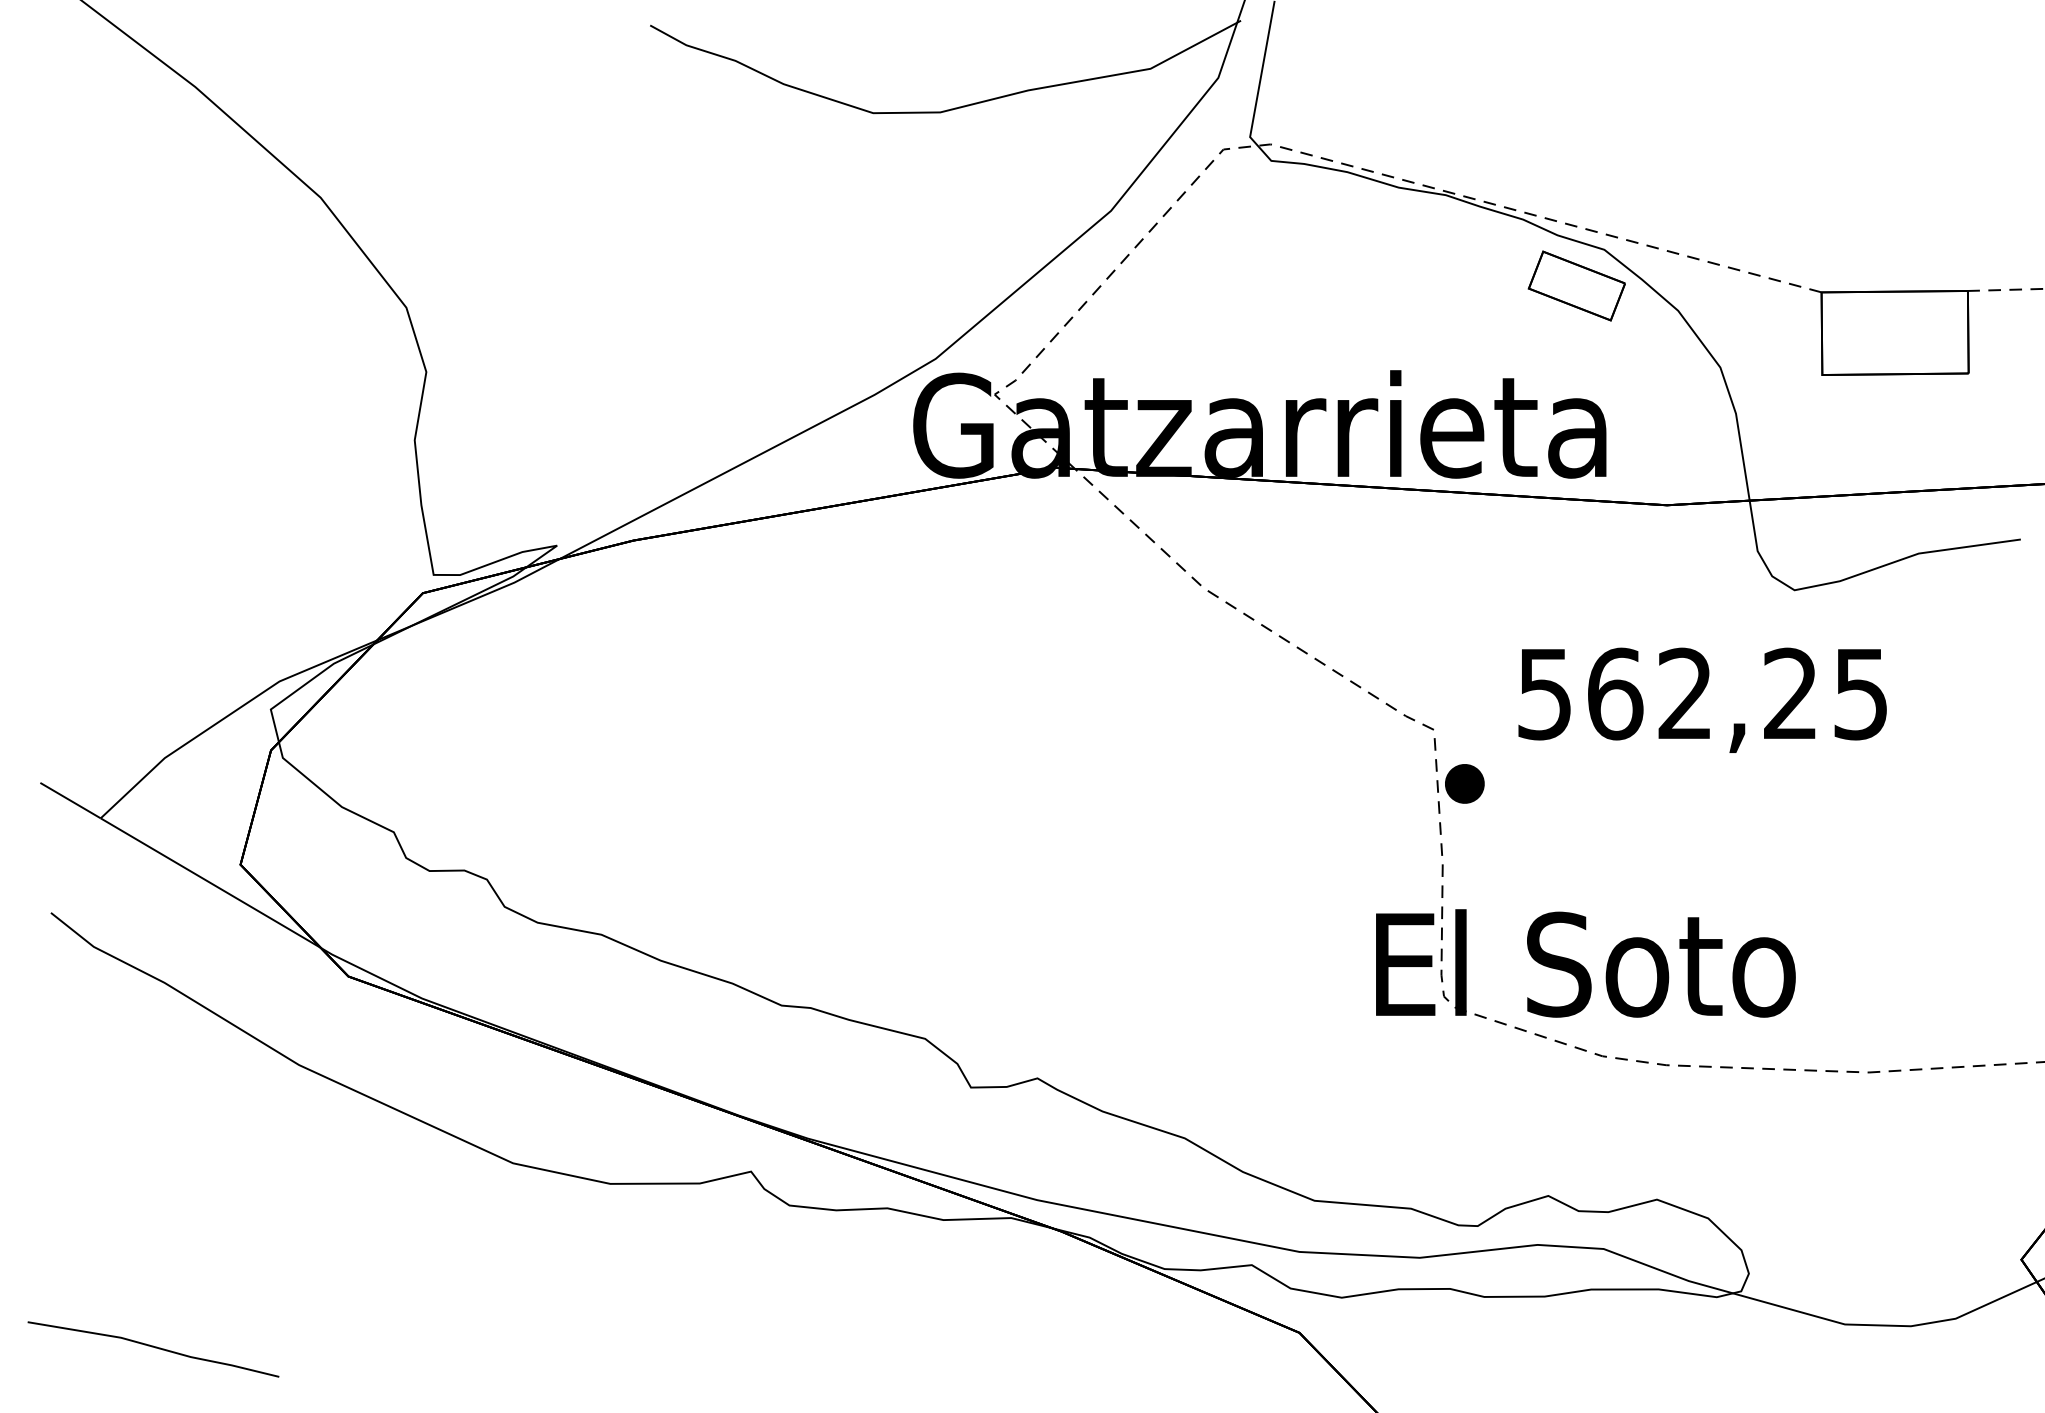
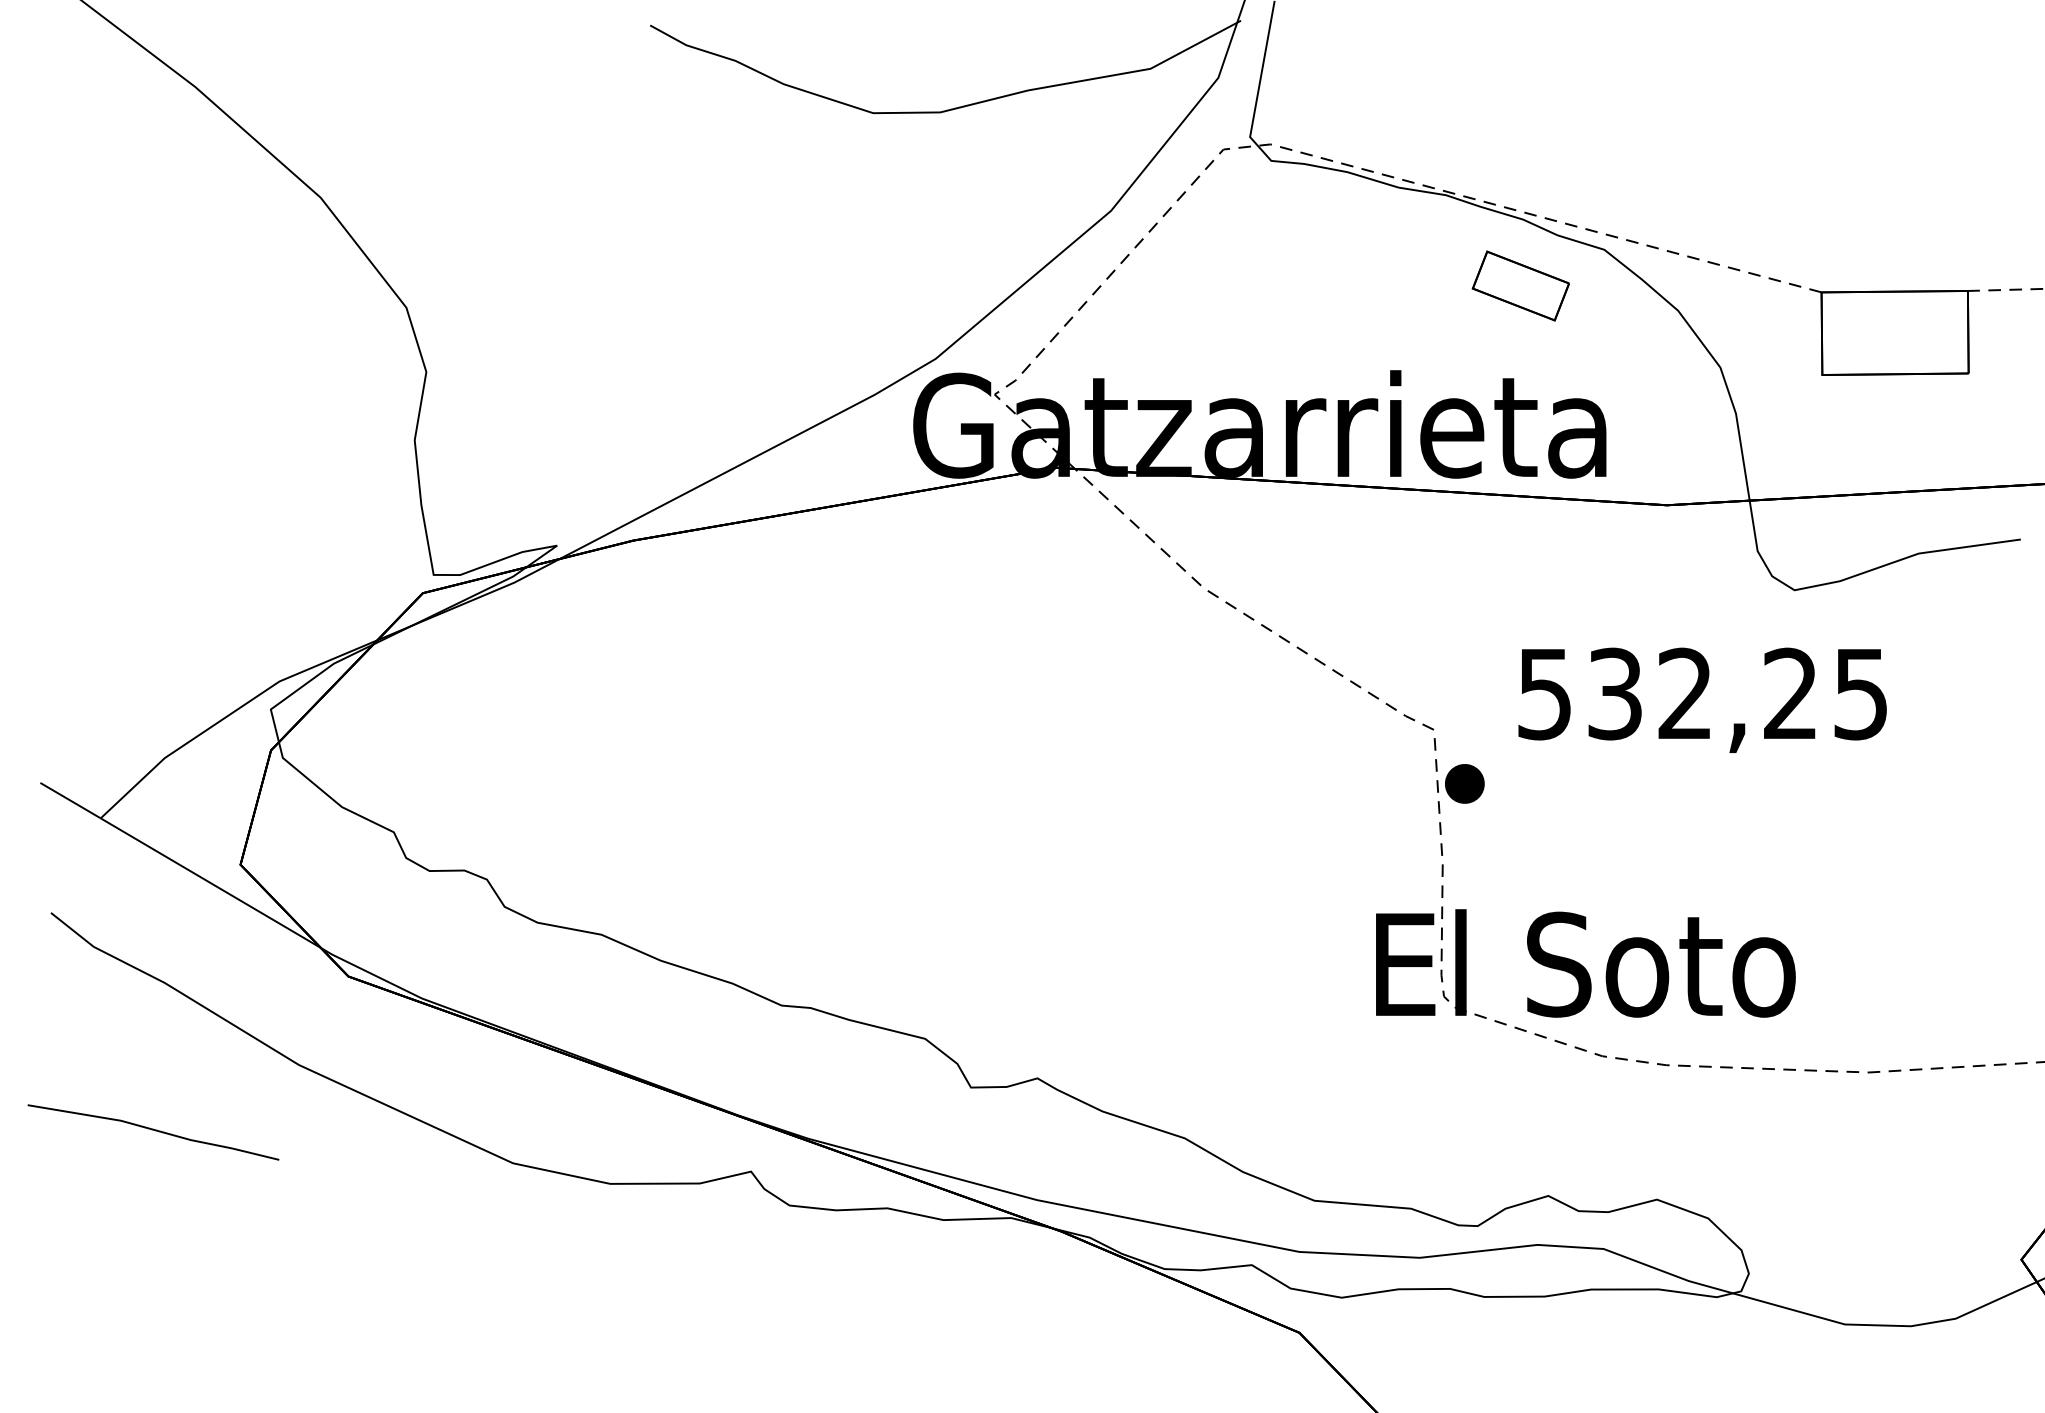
part position: (1576, 285) -> (1520, 285) (1520, 285)
text: 562,25 -> 532,25 (1615, 693)
line position: (153, 1347) -> (153, 1130) (153, 1130)
